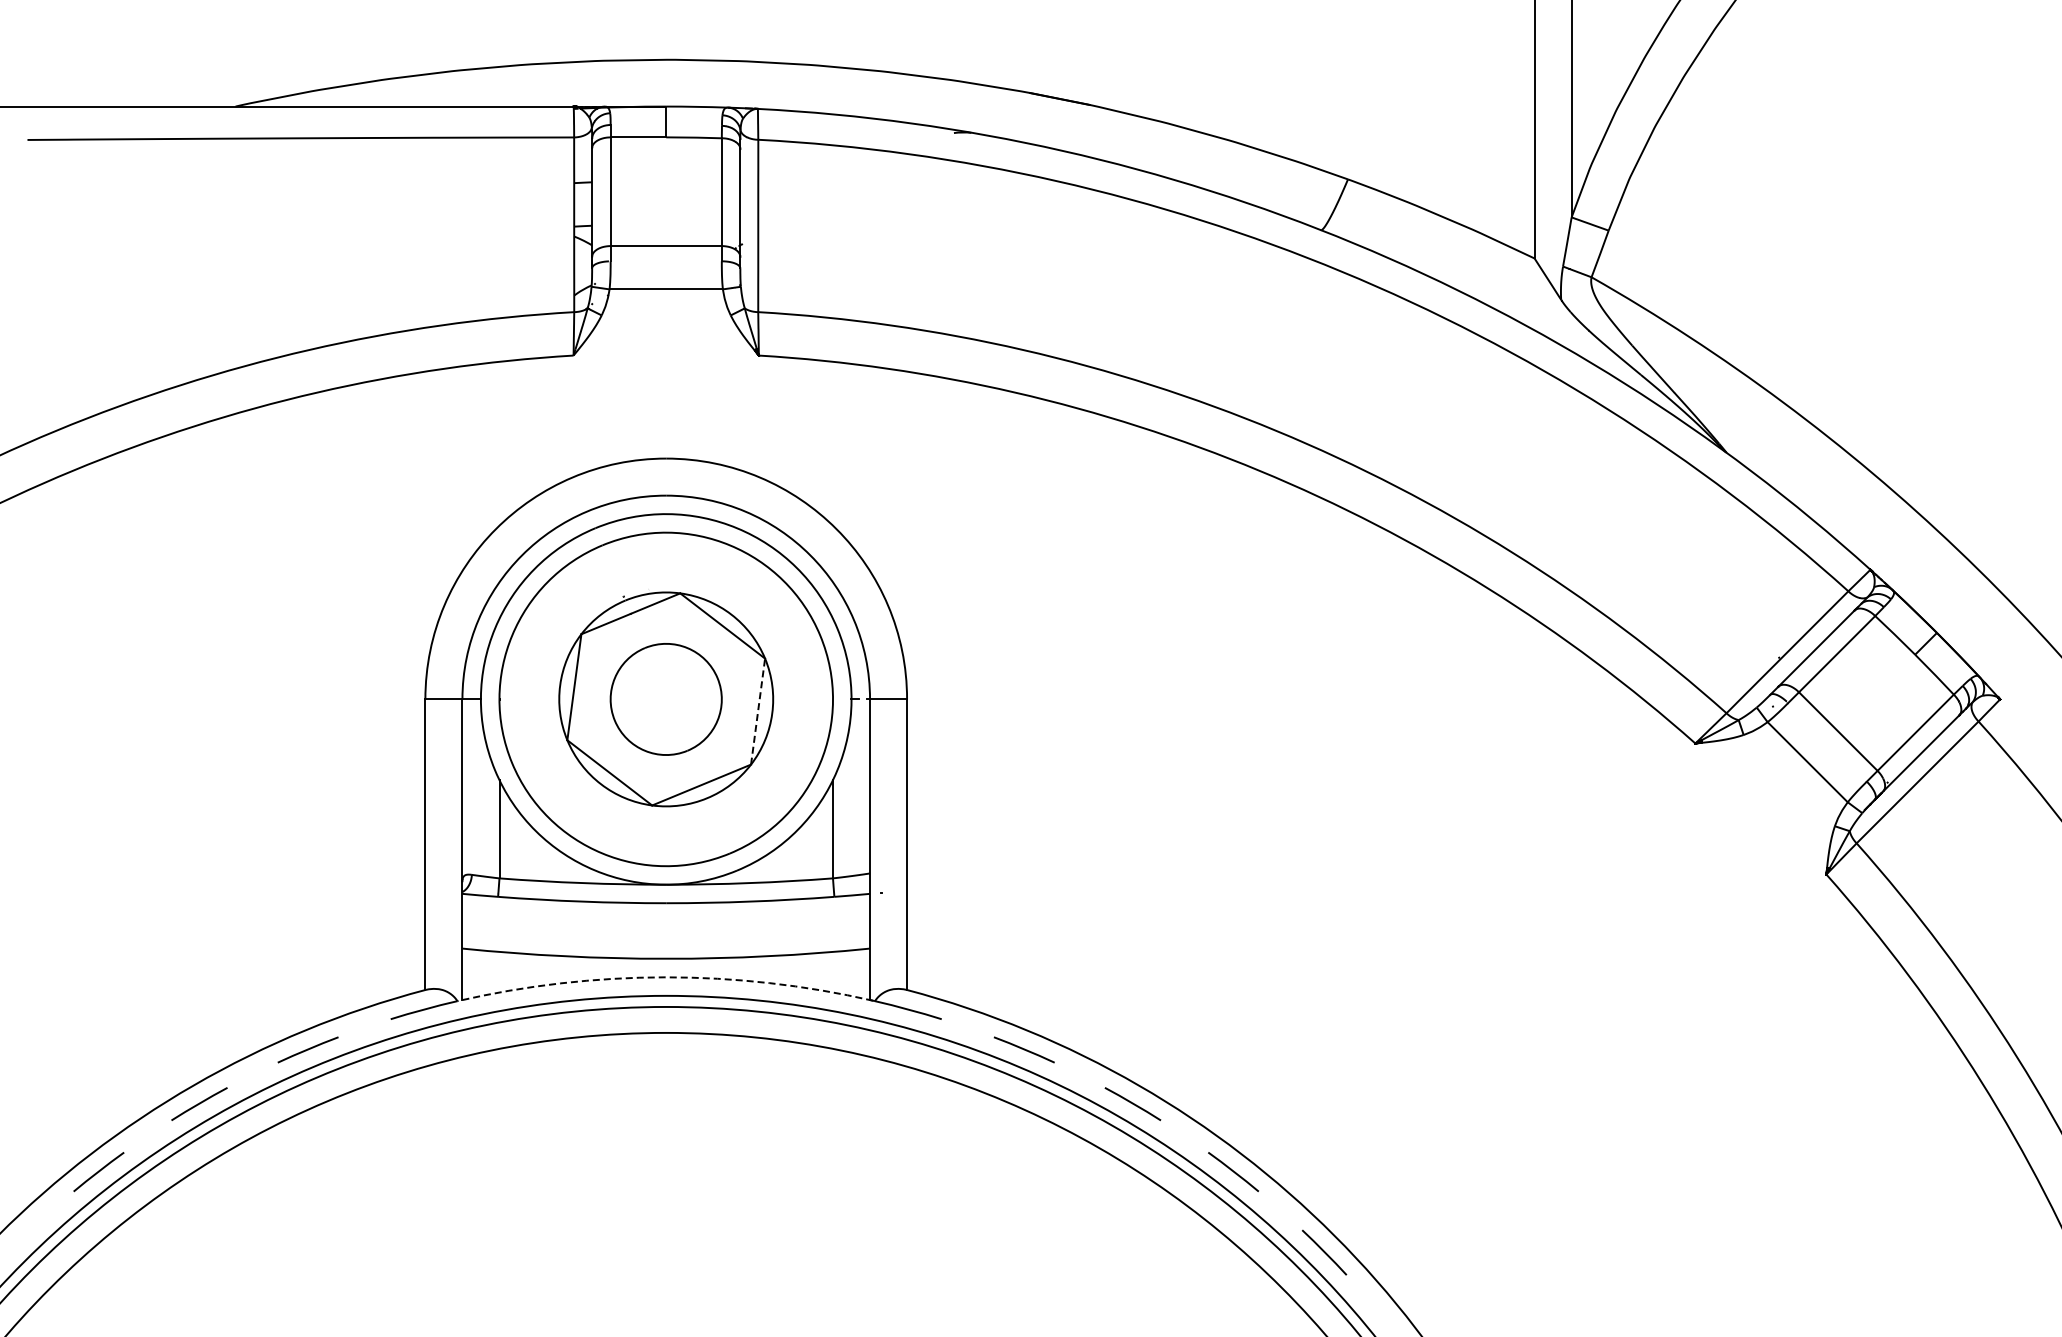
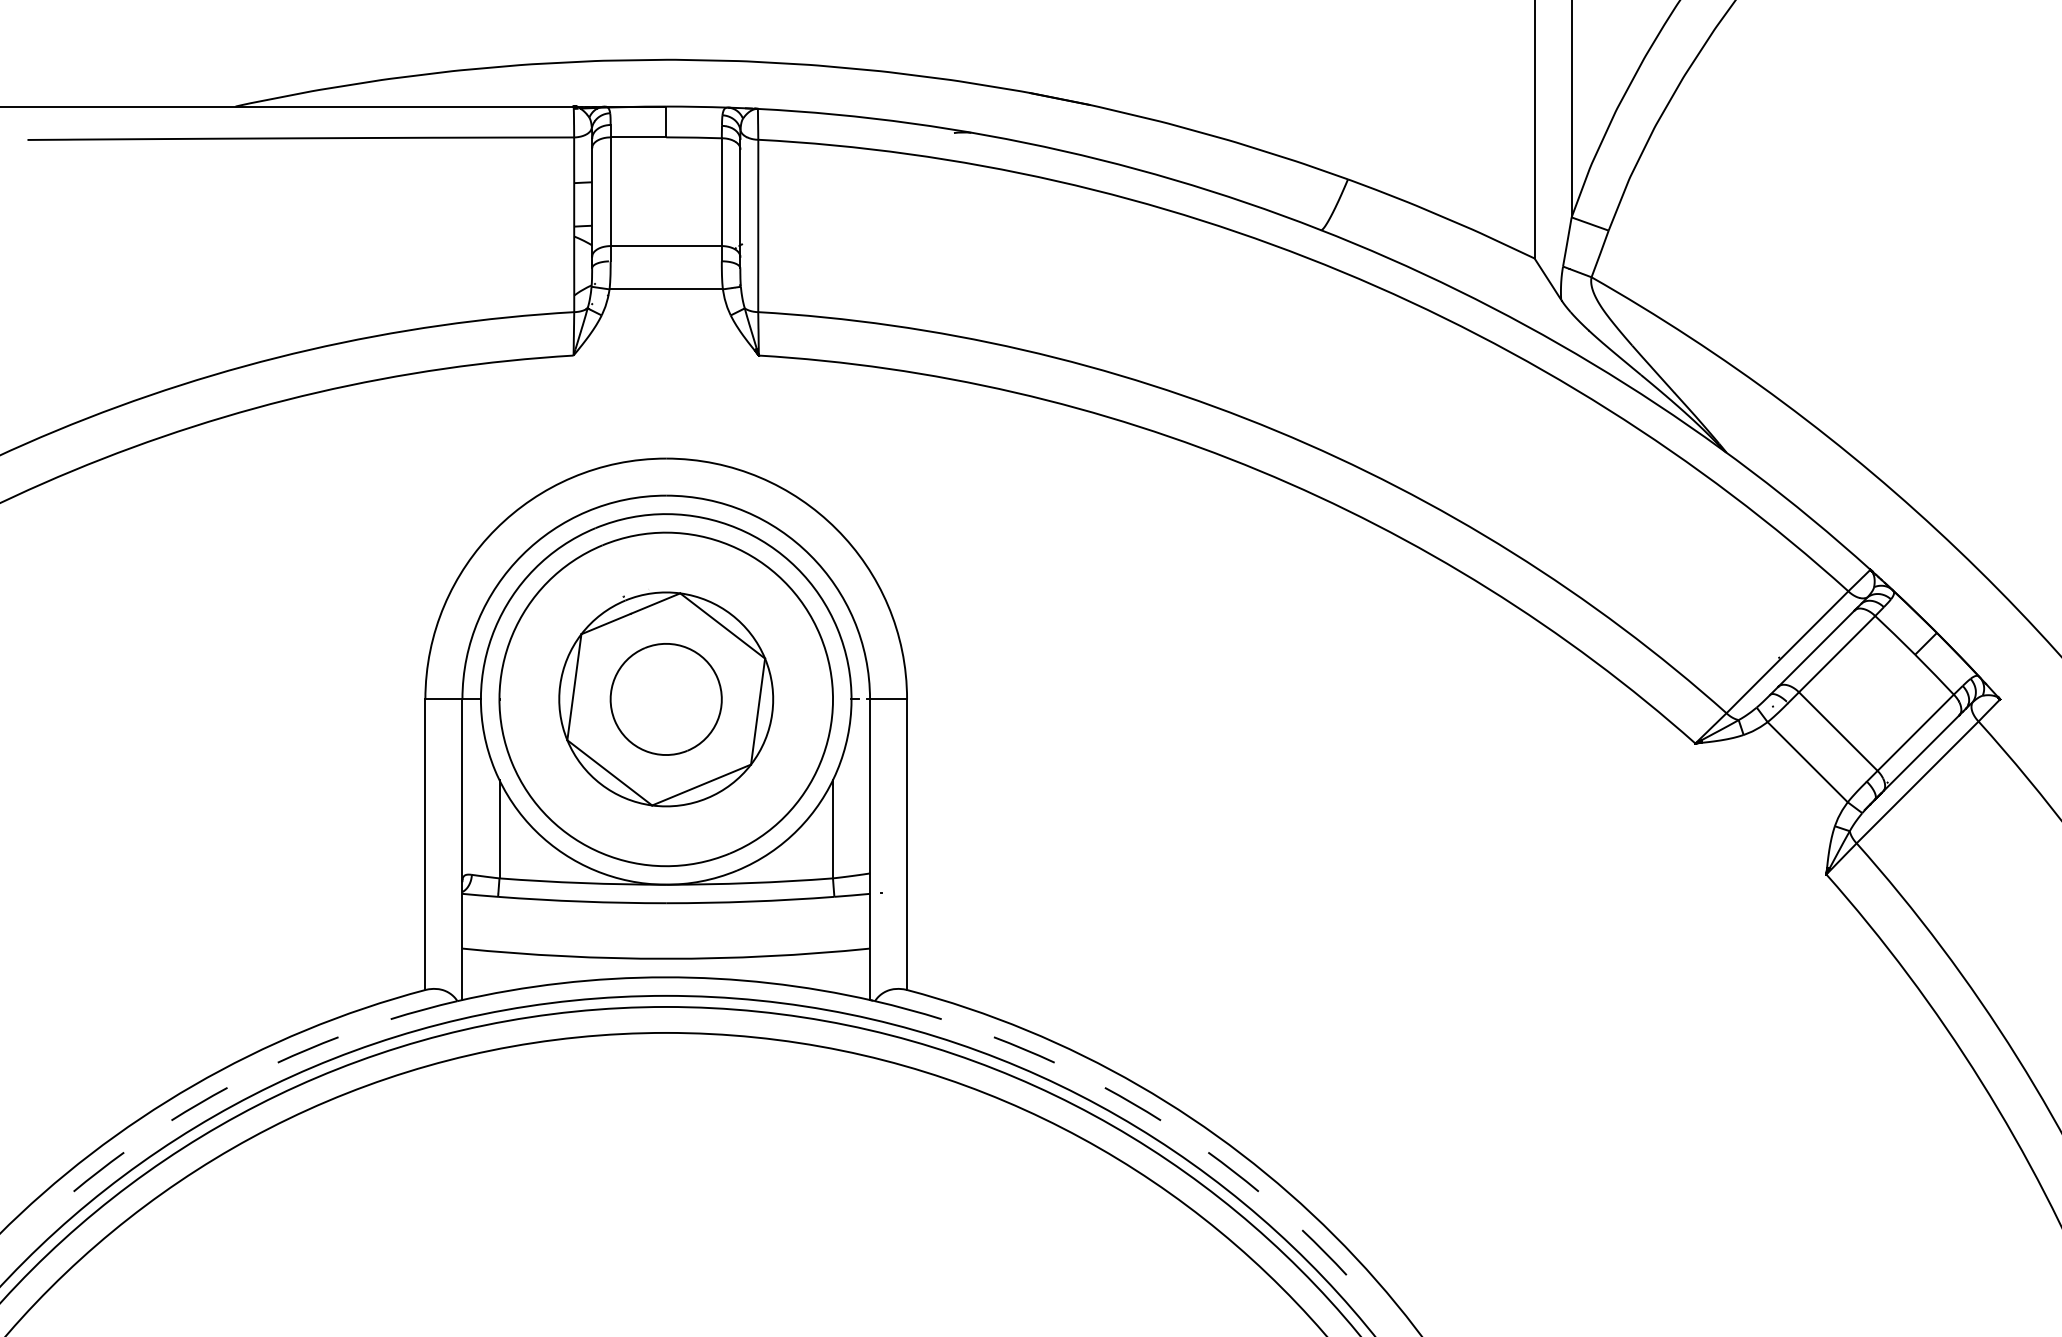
line: dashed -> solid (758, 711)
arc: dashed -> solid (665, 977)
